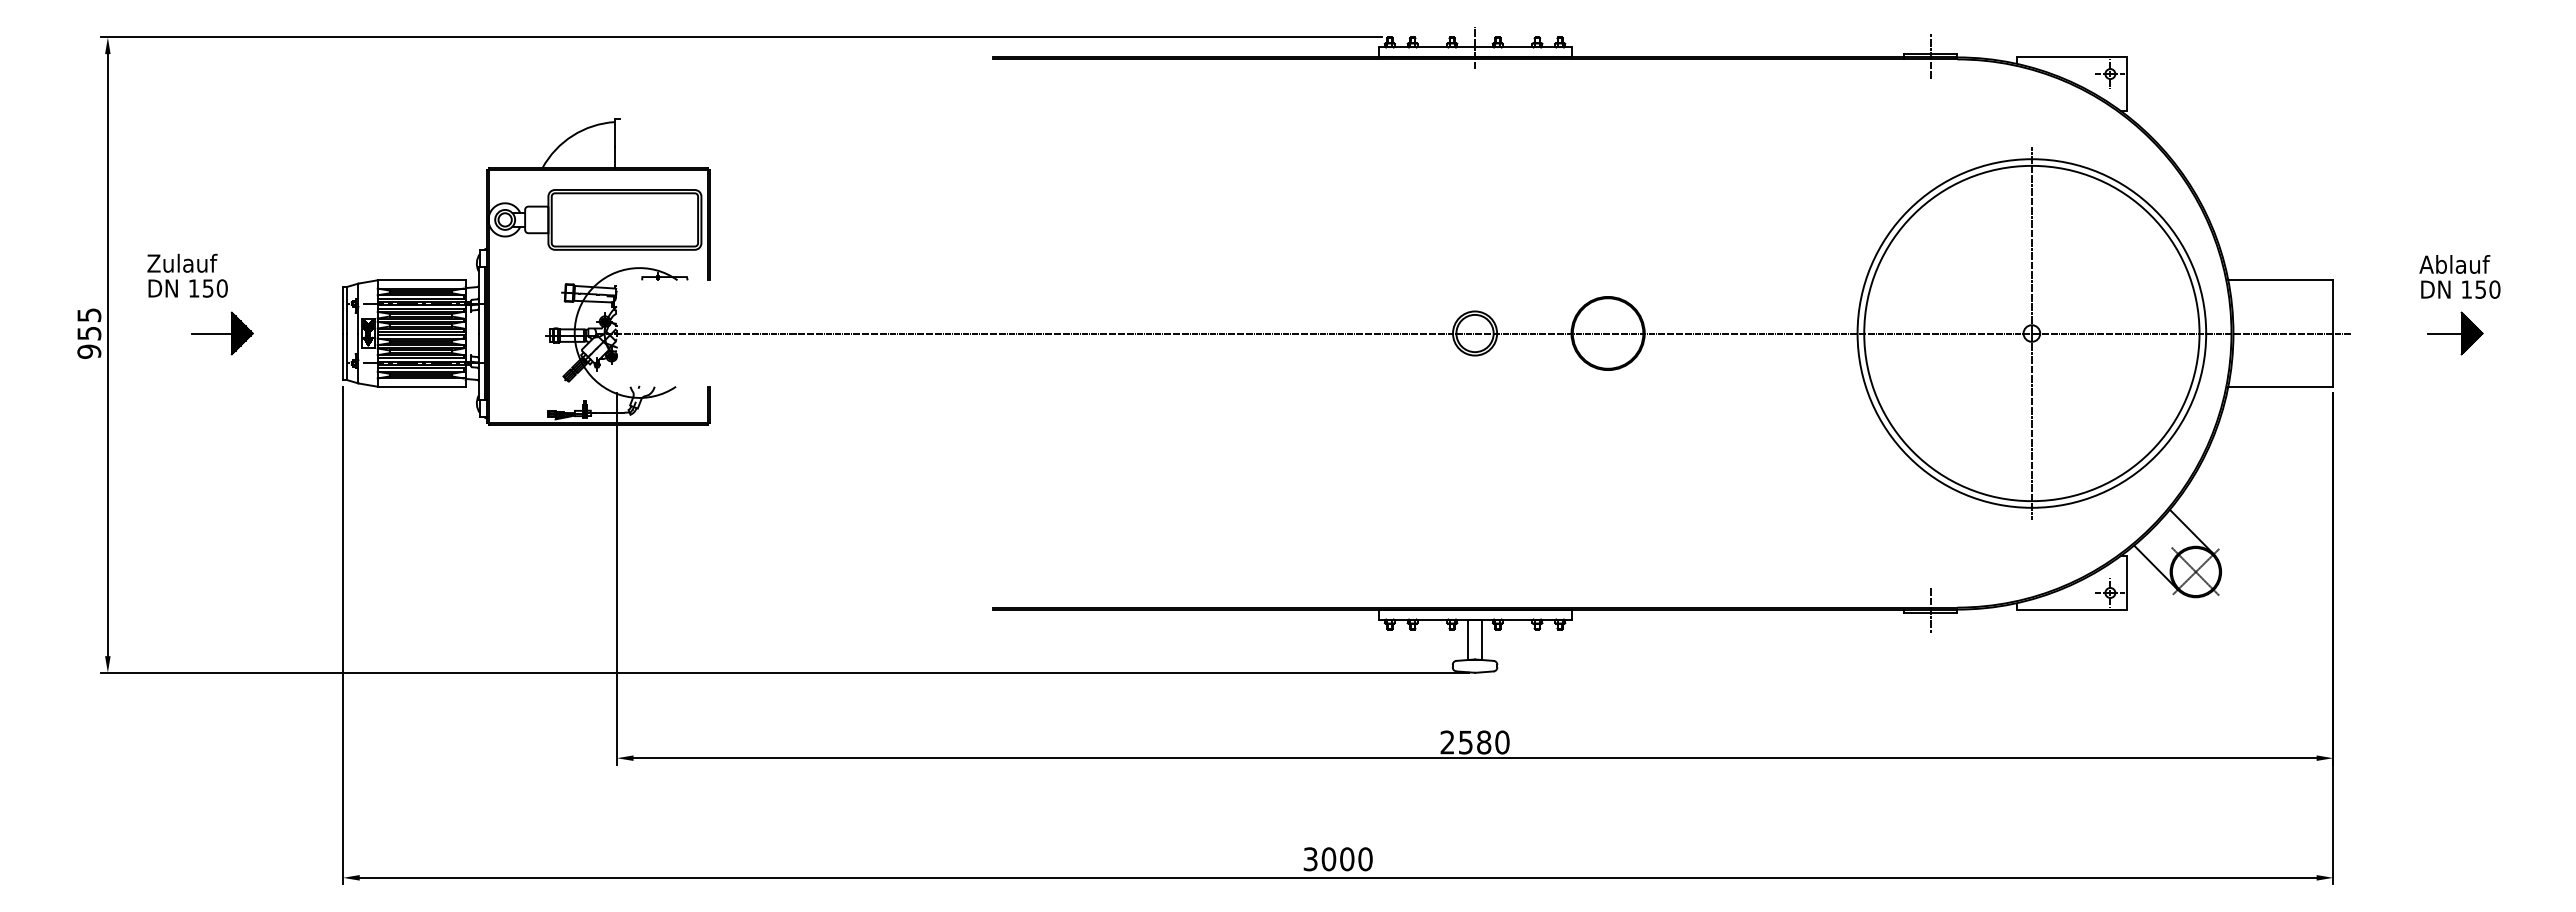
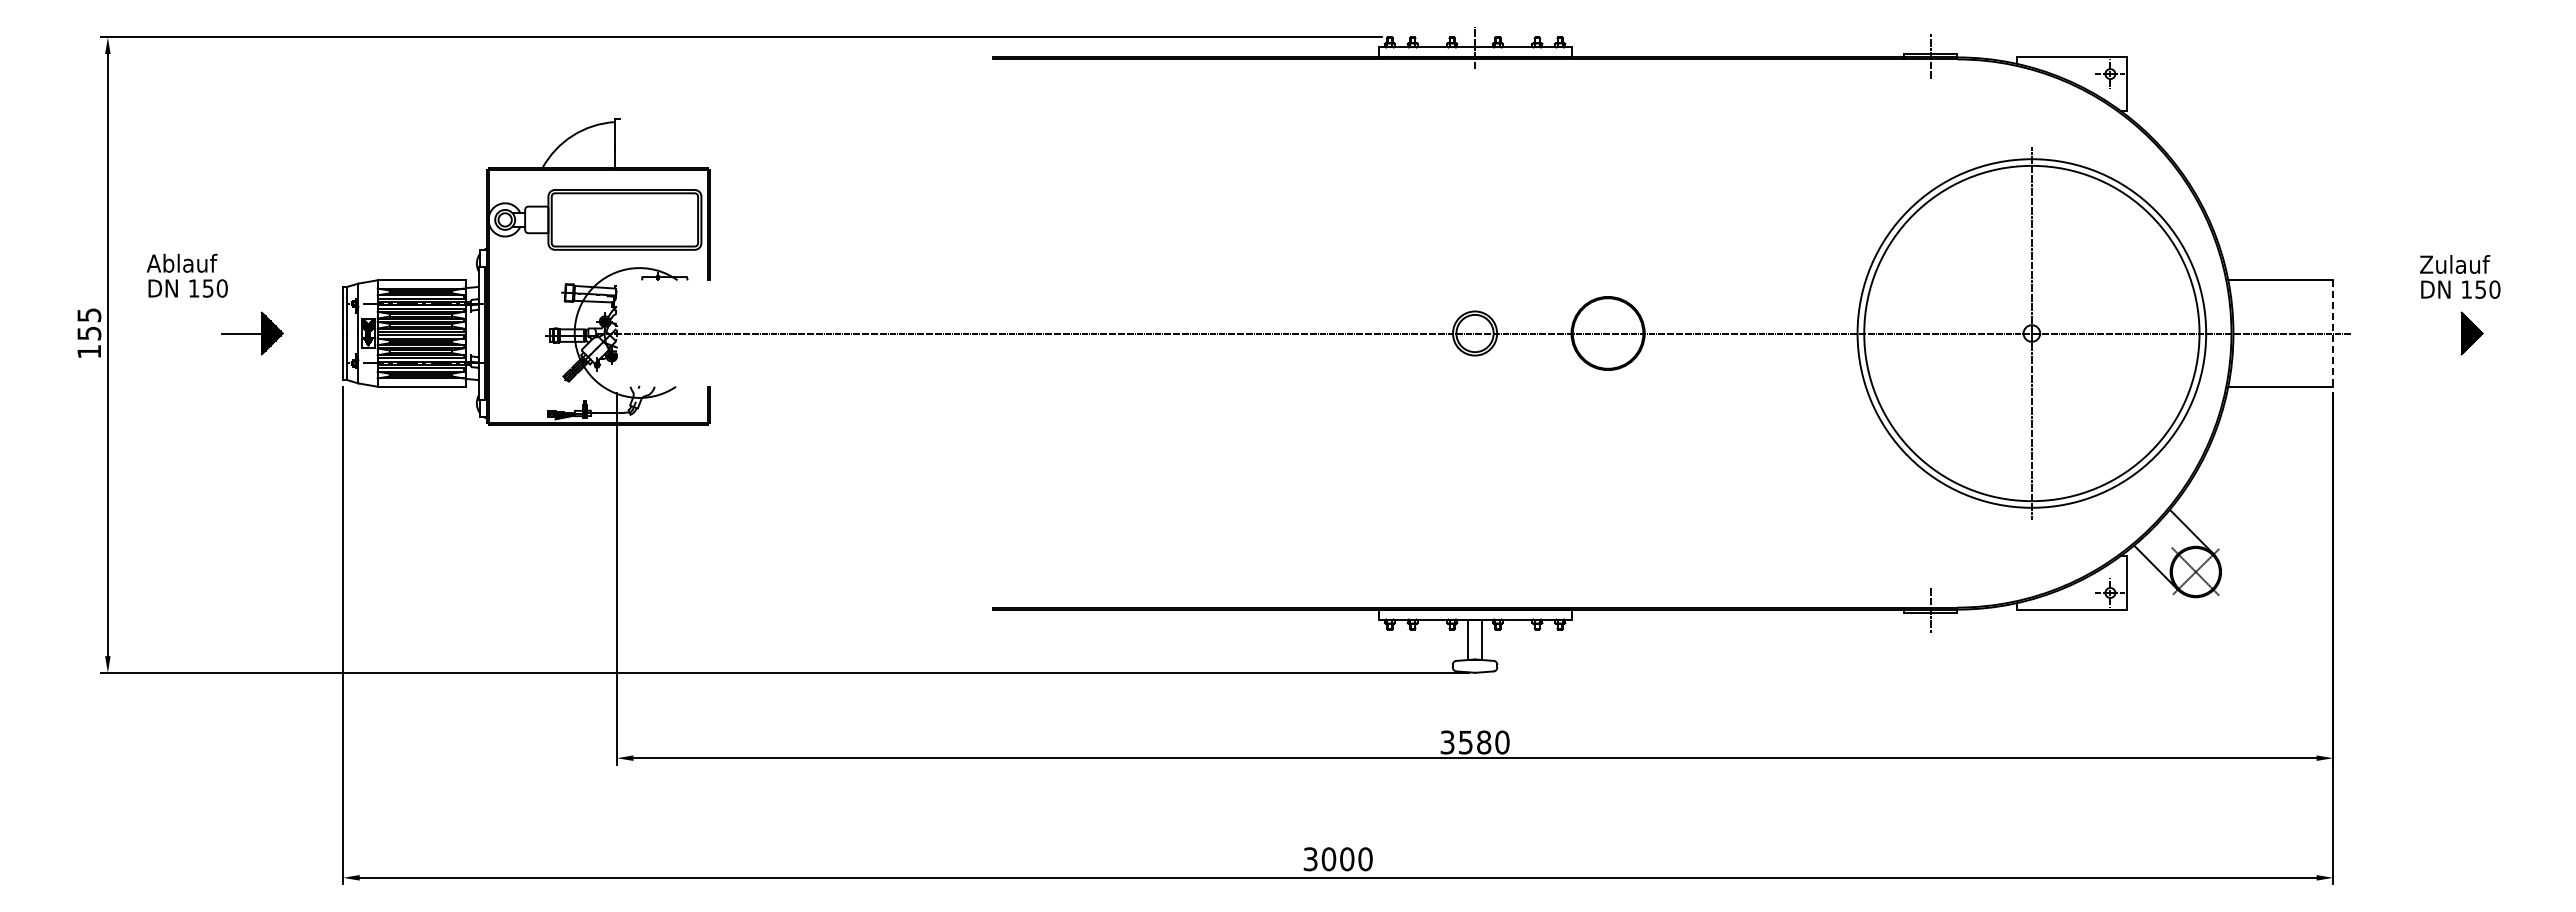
text: Zulauf -> Ablauf (160, 262)
text: Ablauf -> Zulauf (2432, 264)
part position: (222, 333) -> (252, 333) (252, 333)
line: present -> none (2444, 333)
line: solid -> dashed (2333, 334)
text: 955 -> 155 (89, 351)
text: 2580 -> 3580 (1447, 742)
